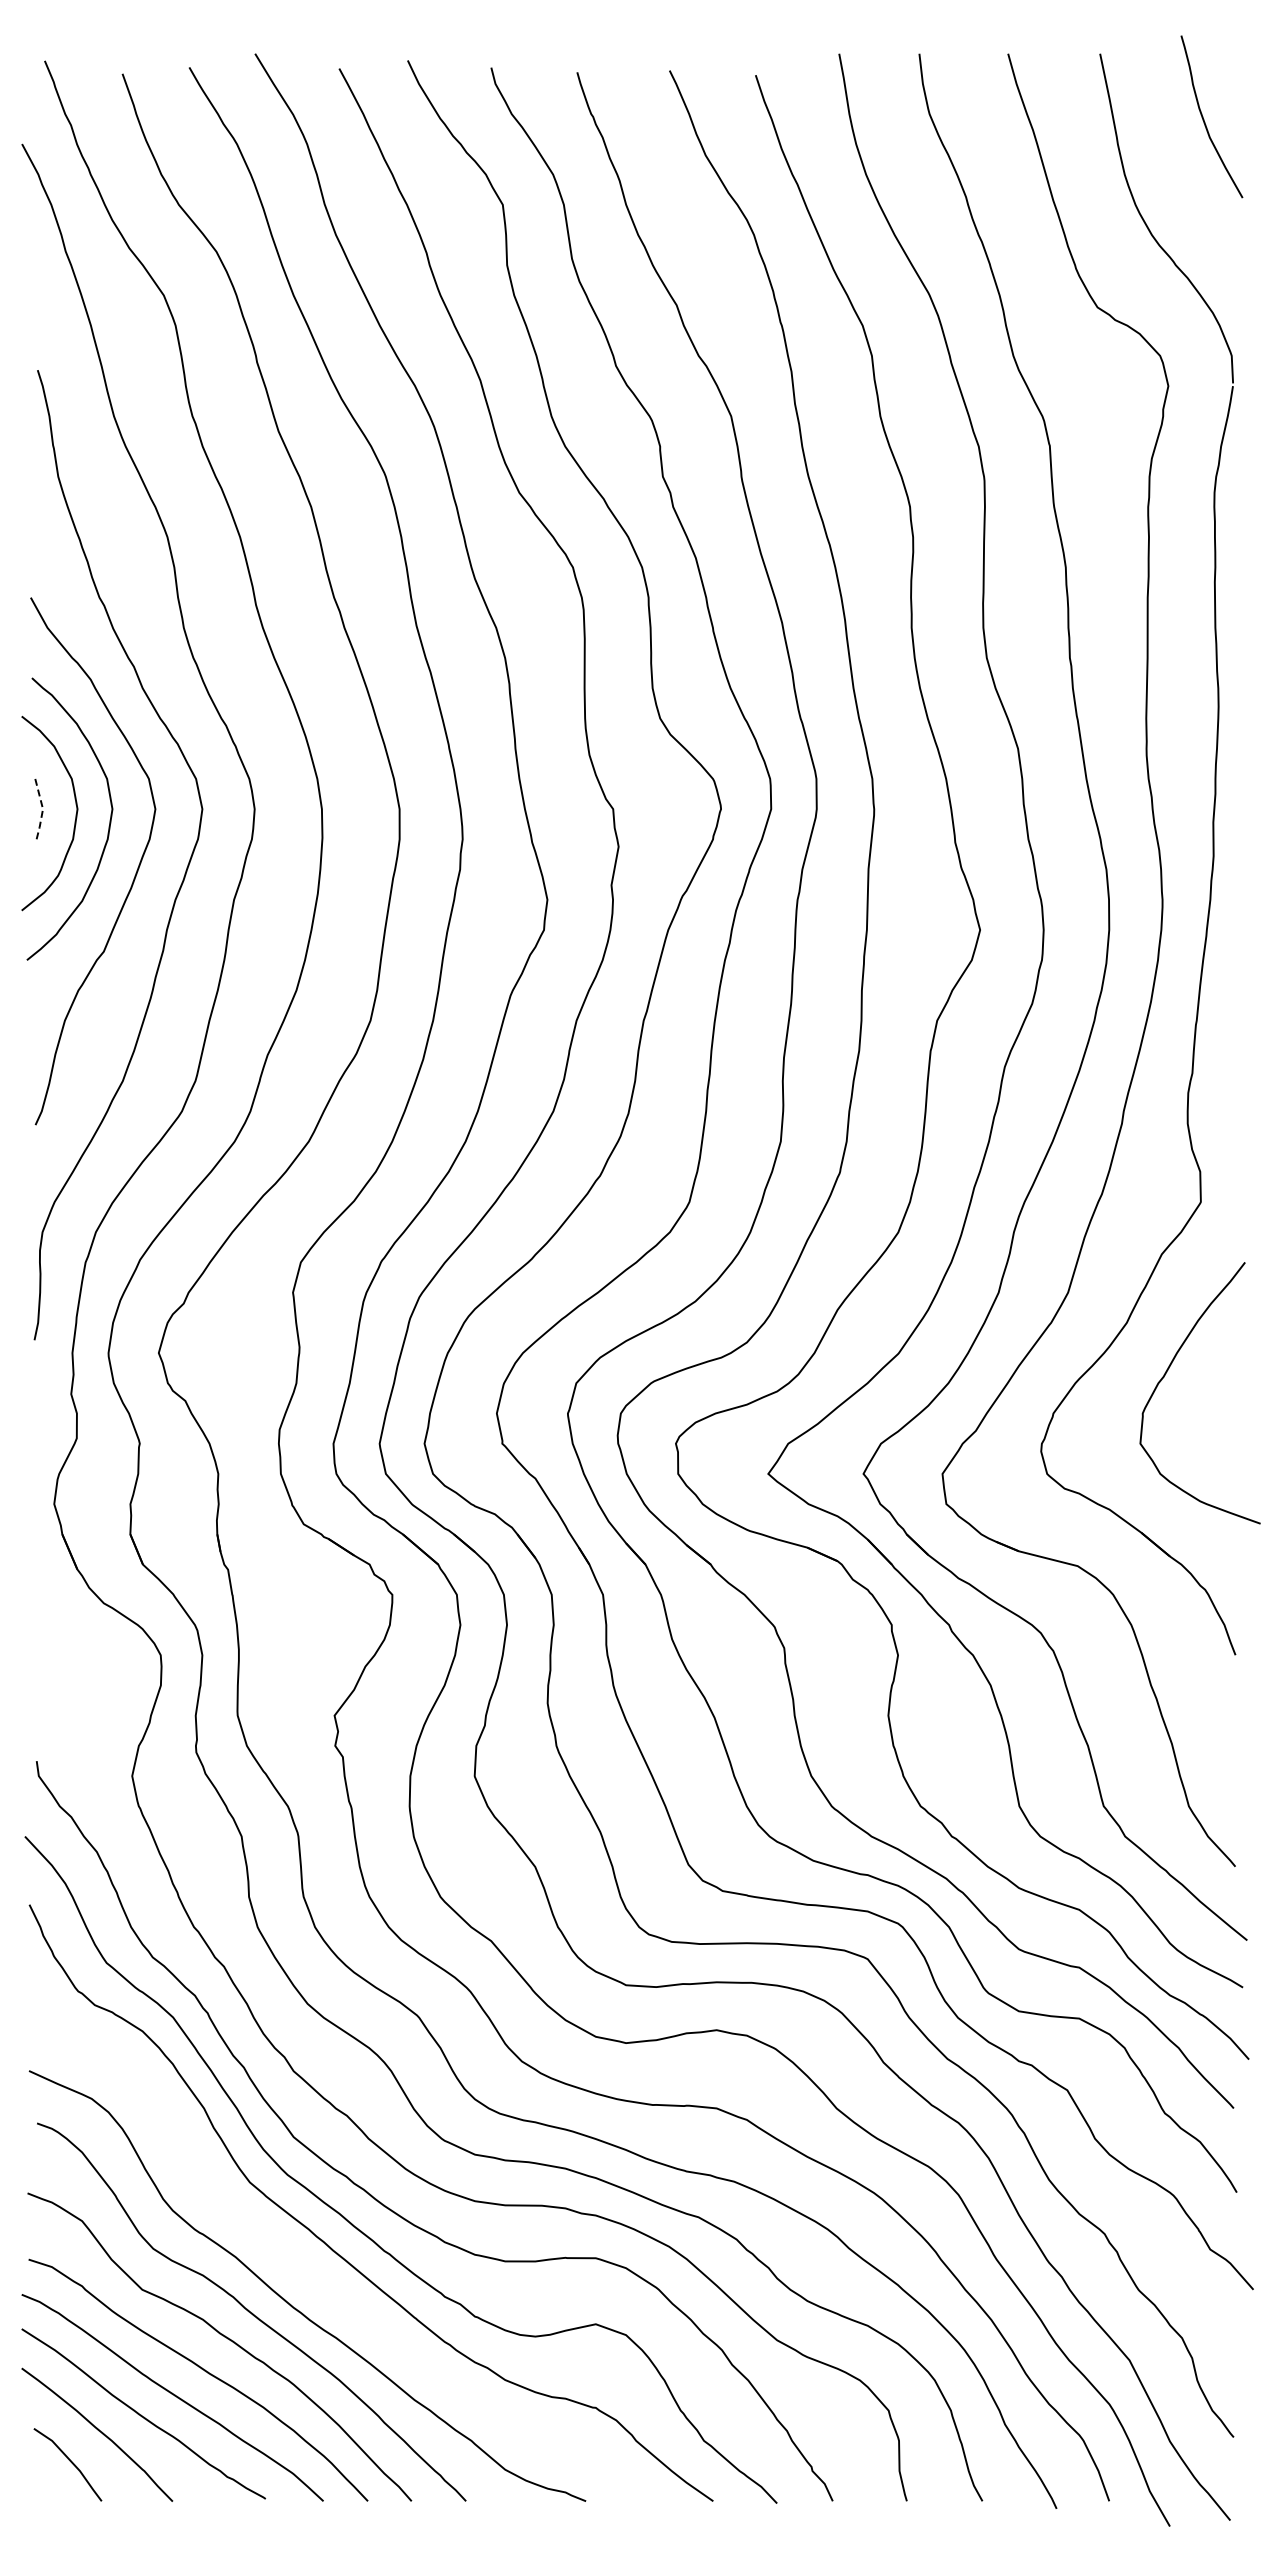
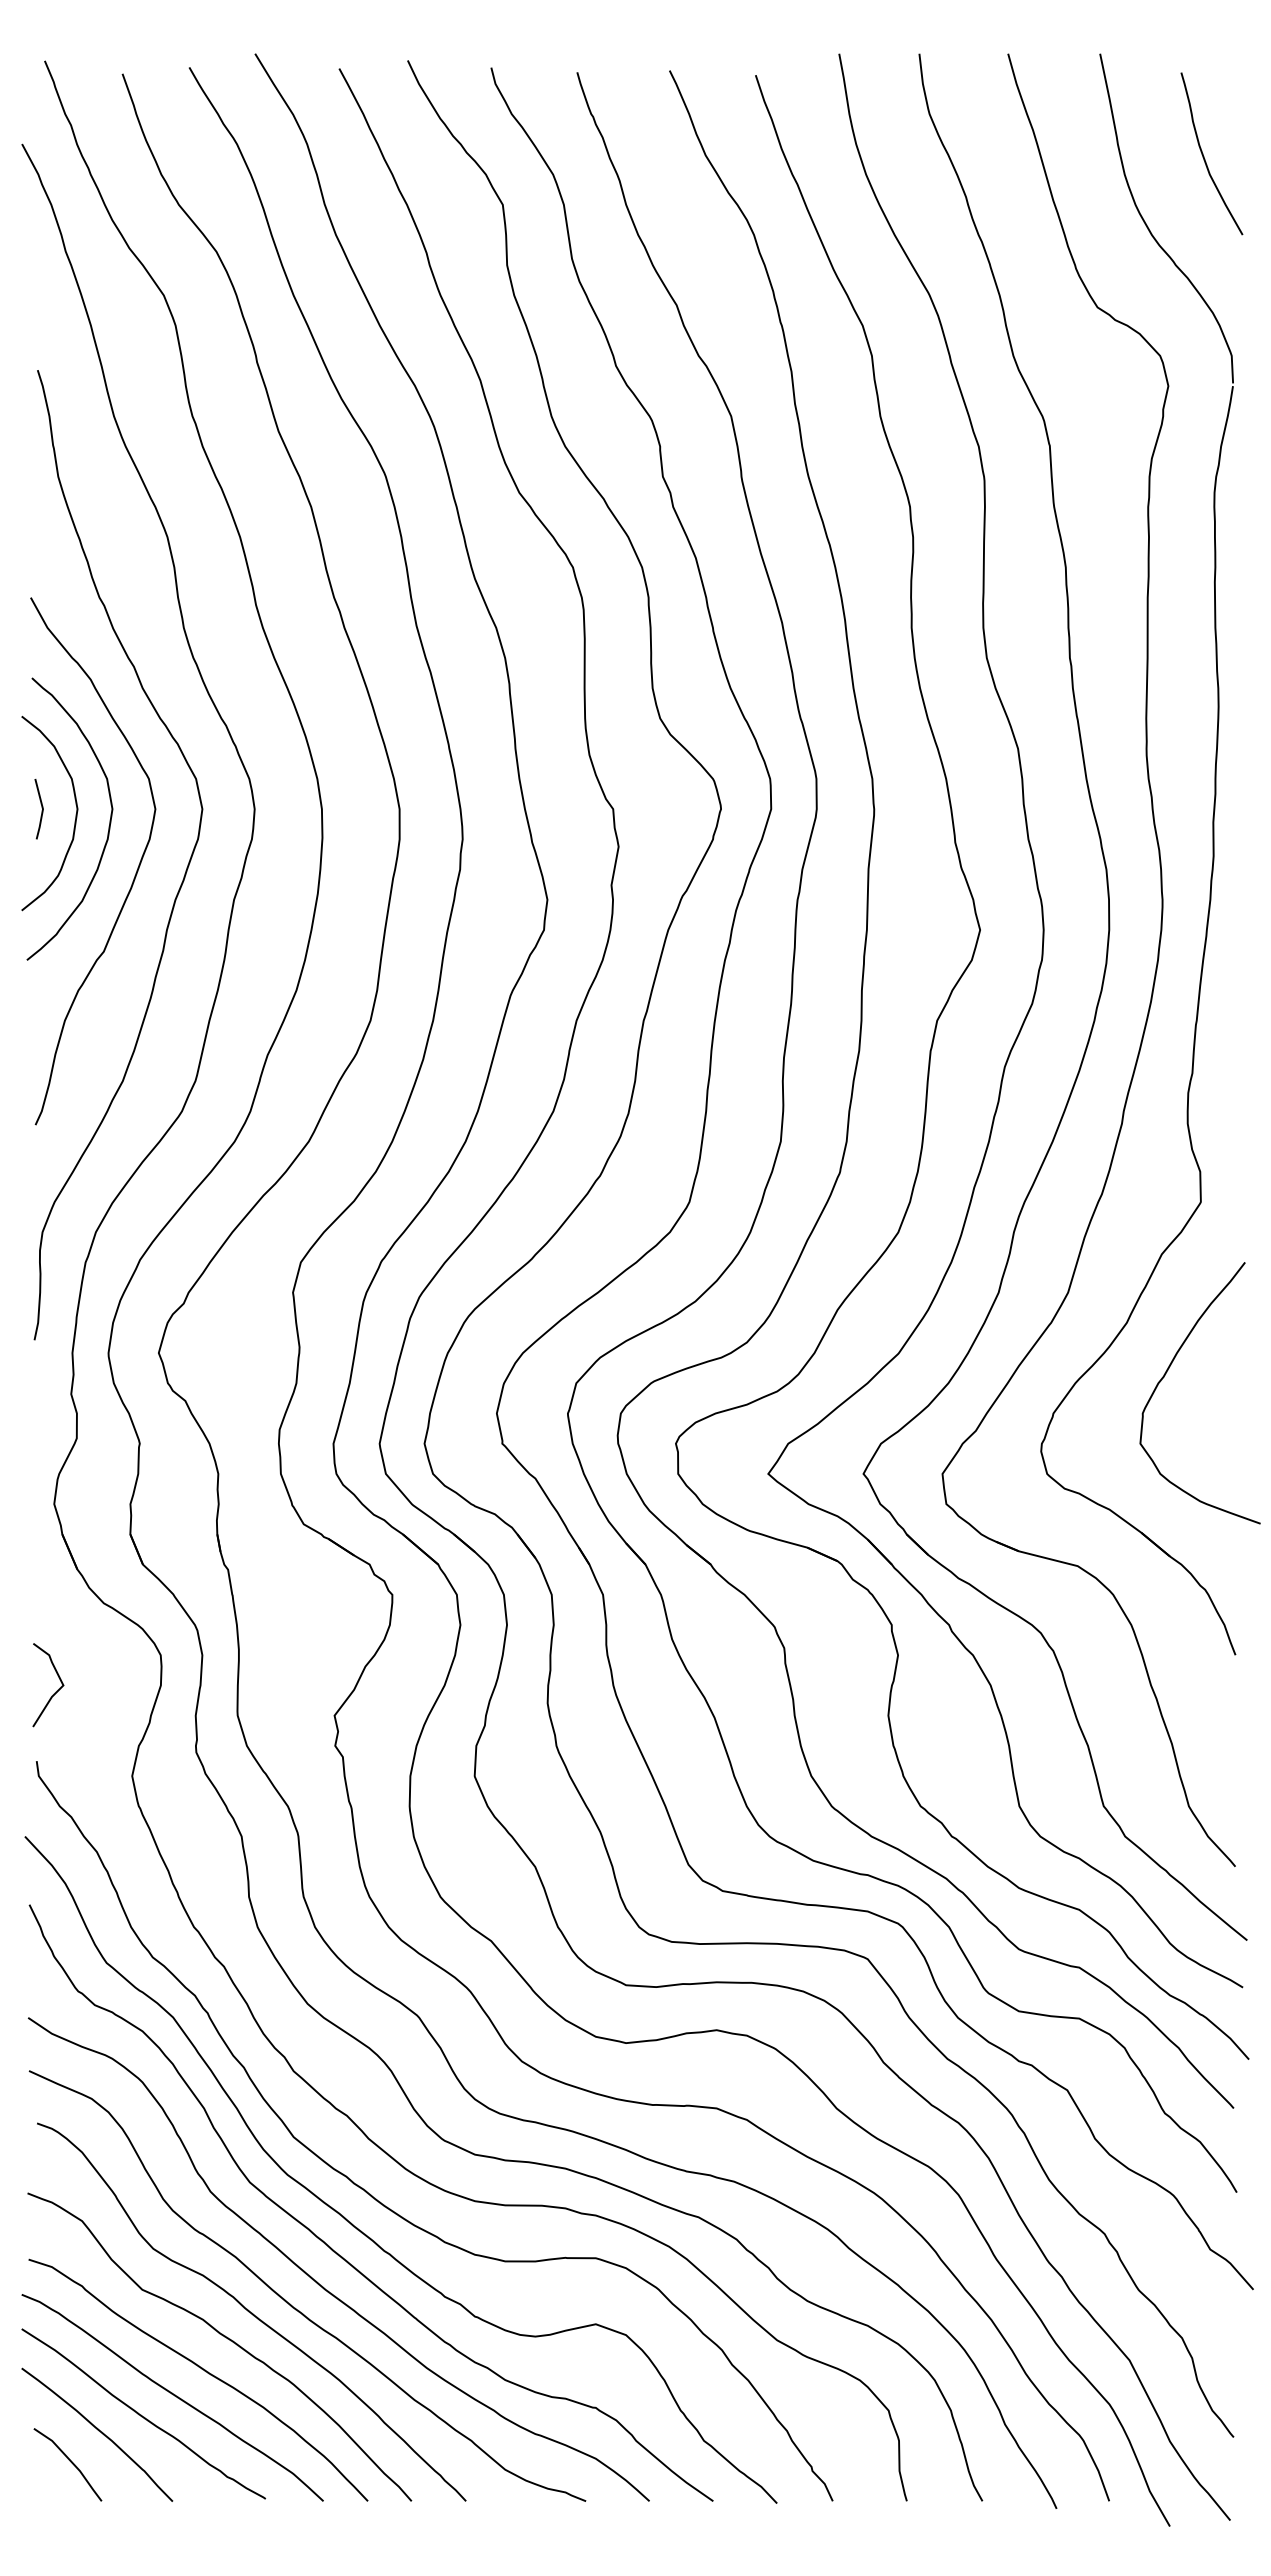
curve position: (1204, 119) -> (1204, 156) (1204, 156)
line: dashed -> solid (43, 809)
curve: none -> present (55, 1691)
curve: none -> present (316, 2280)
